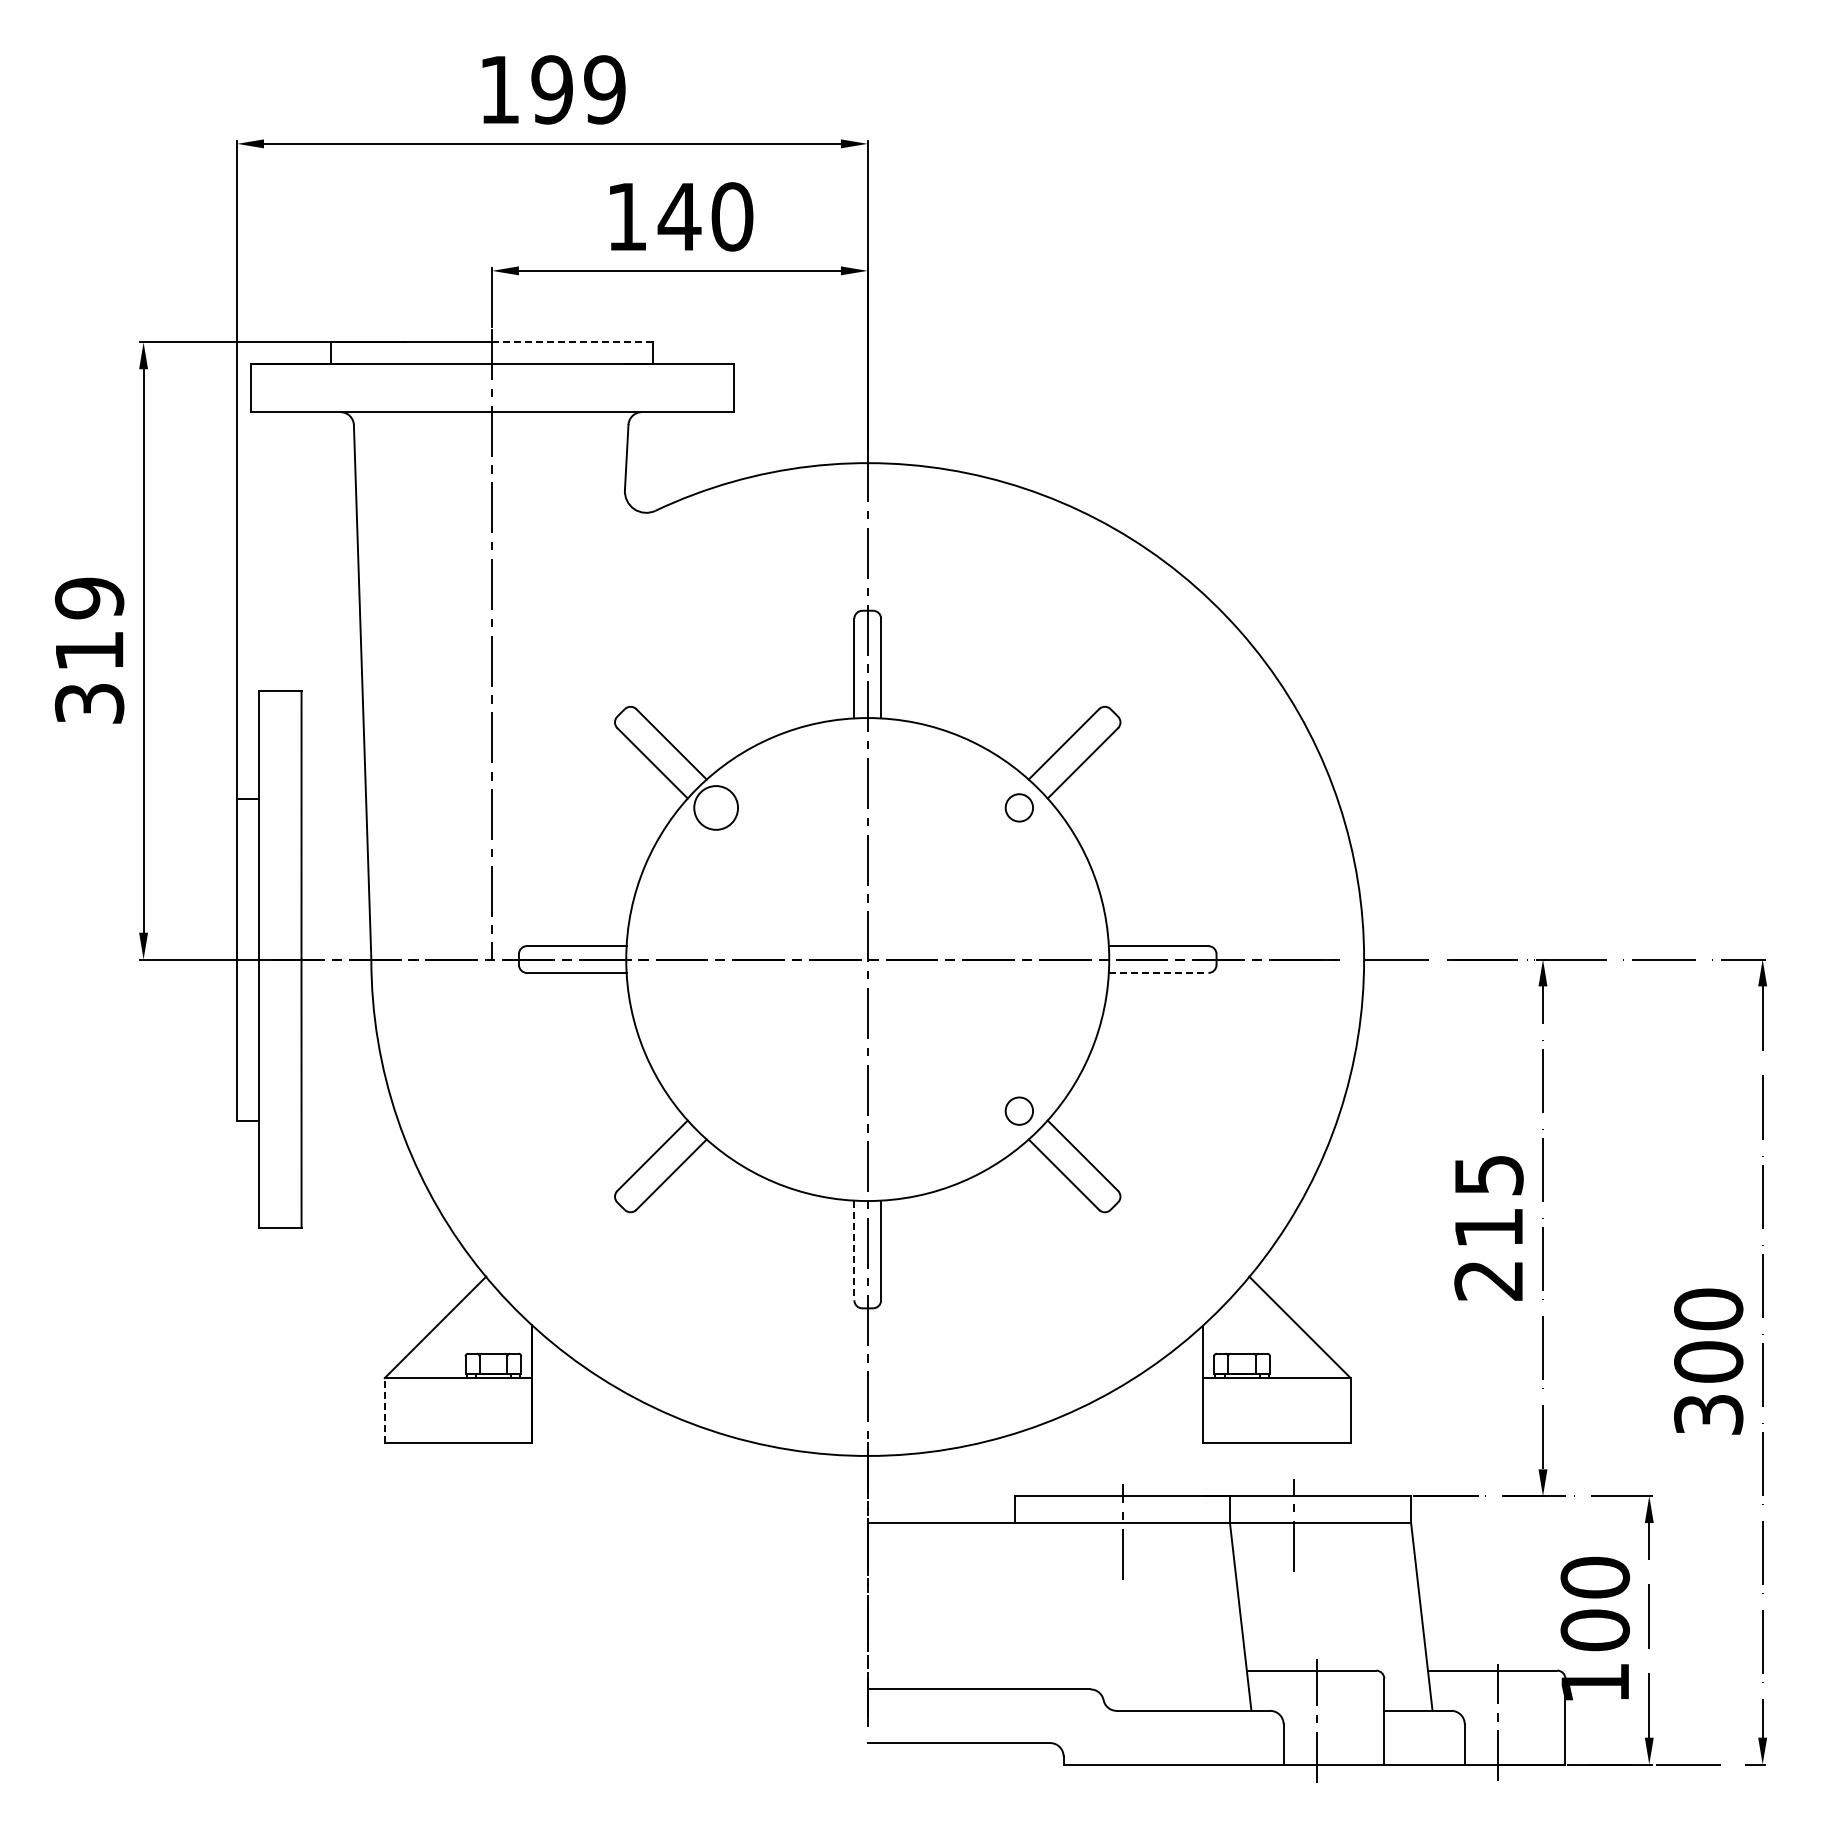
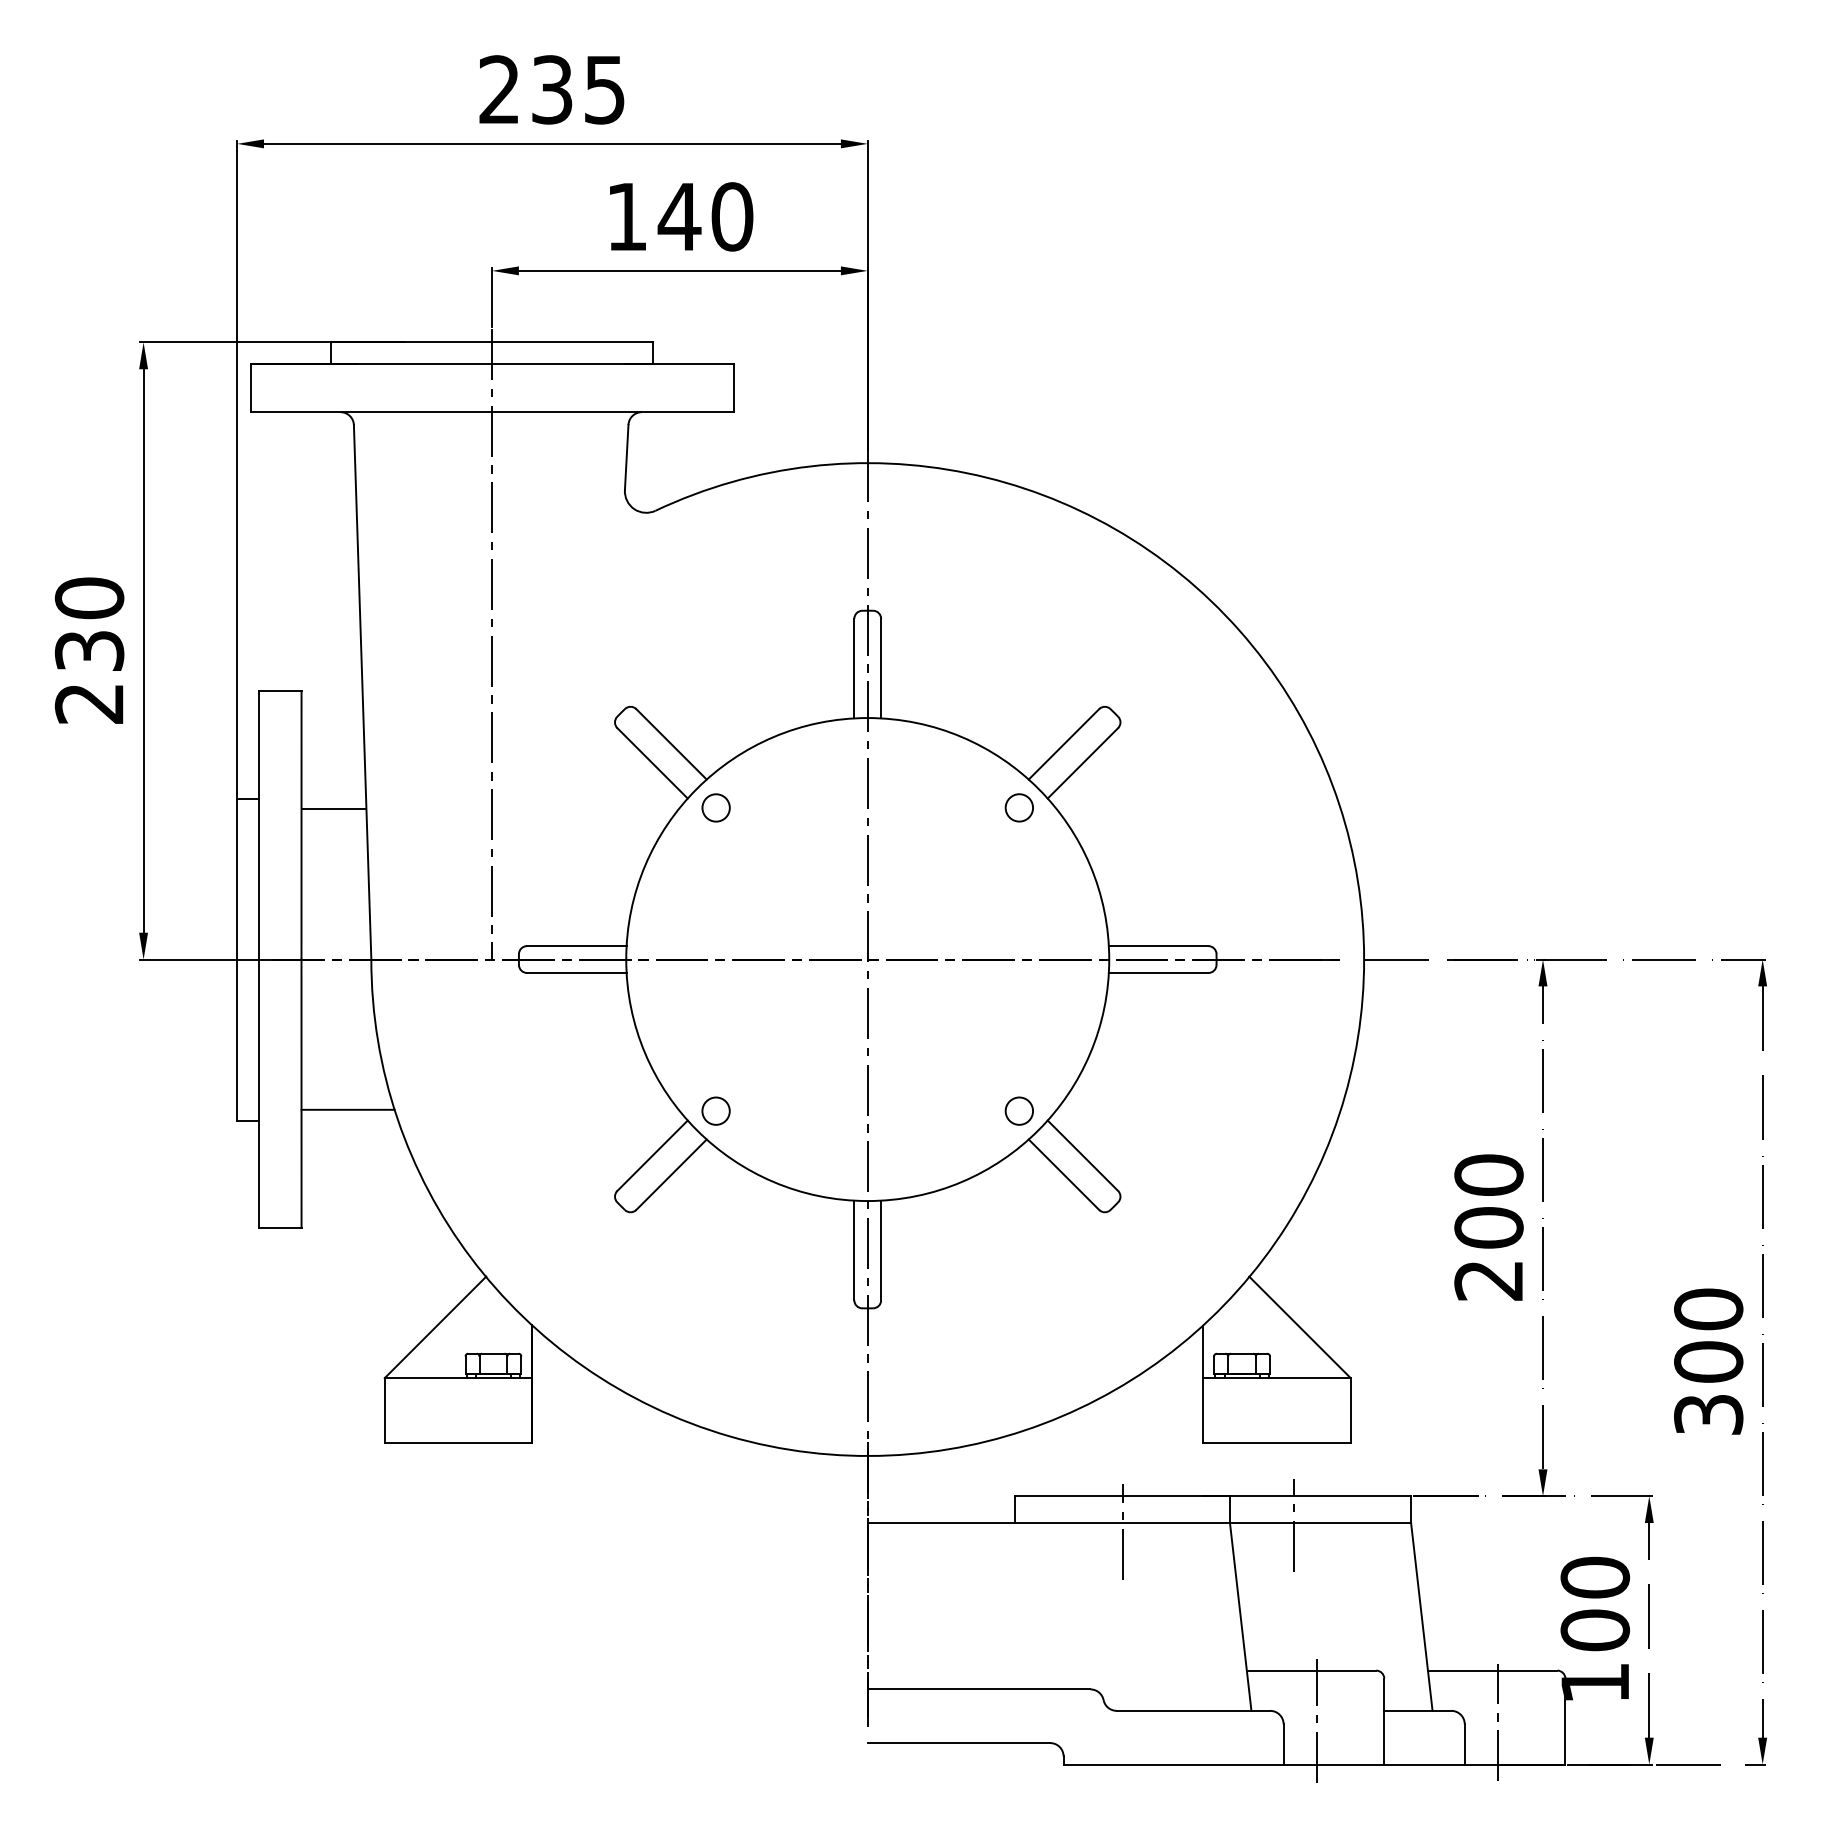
text: 199 -> 235 (552, 89)
line: dashed -> solid (573, 342)
text: 319 -> 230 (89, 650)
circle diameter: 44 px -> 27 px (715, 807)
line: none -> present (333, 809)
line: dashed -> solid (1158, 972)
line: none -> present (347, 1109)
circle: none -> present (715, 1110)
text: 215 -> 200 (1488, 1201)
line: dashed -> solid (854, 1250)
line: dashed -> solid (384, 1409)
